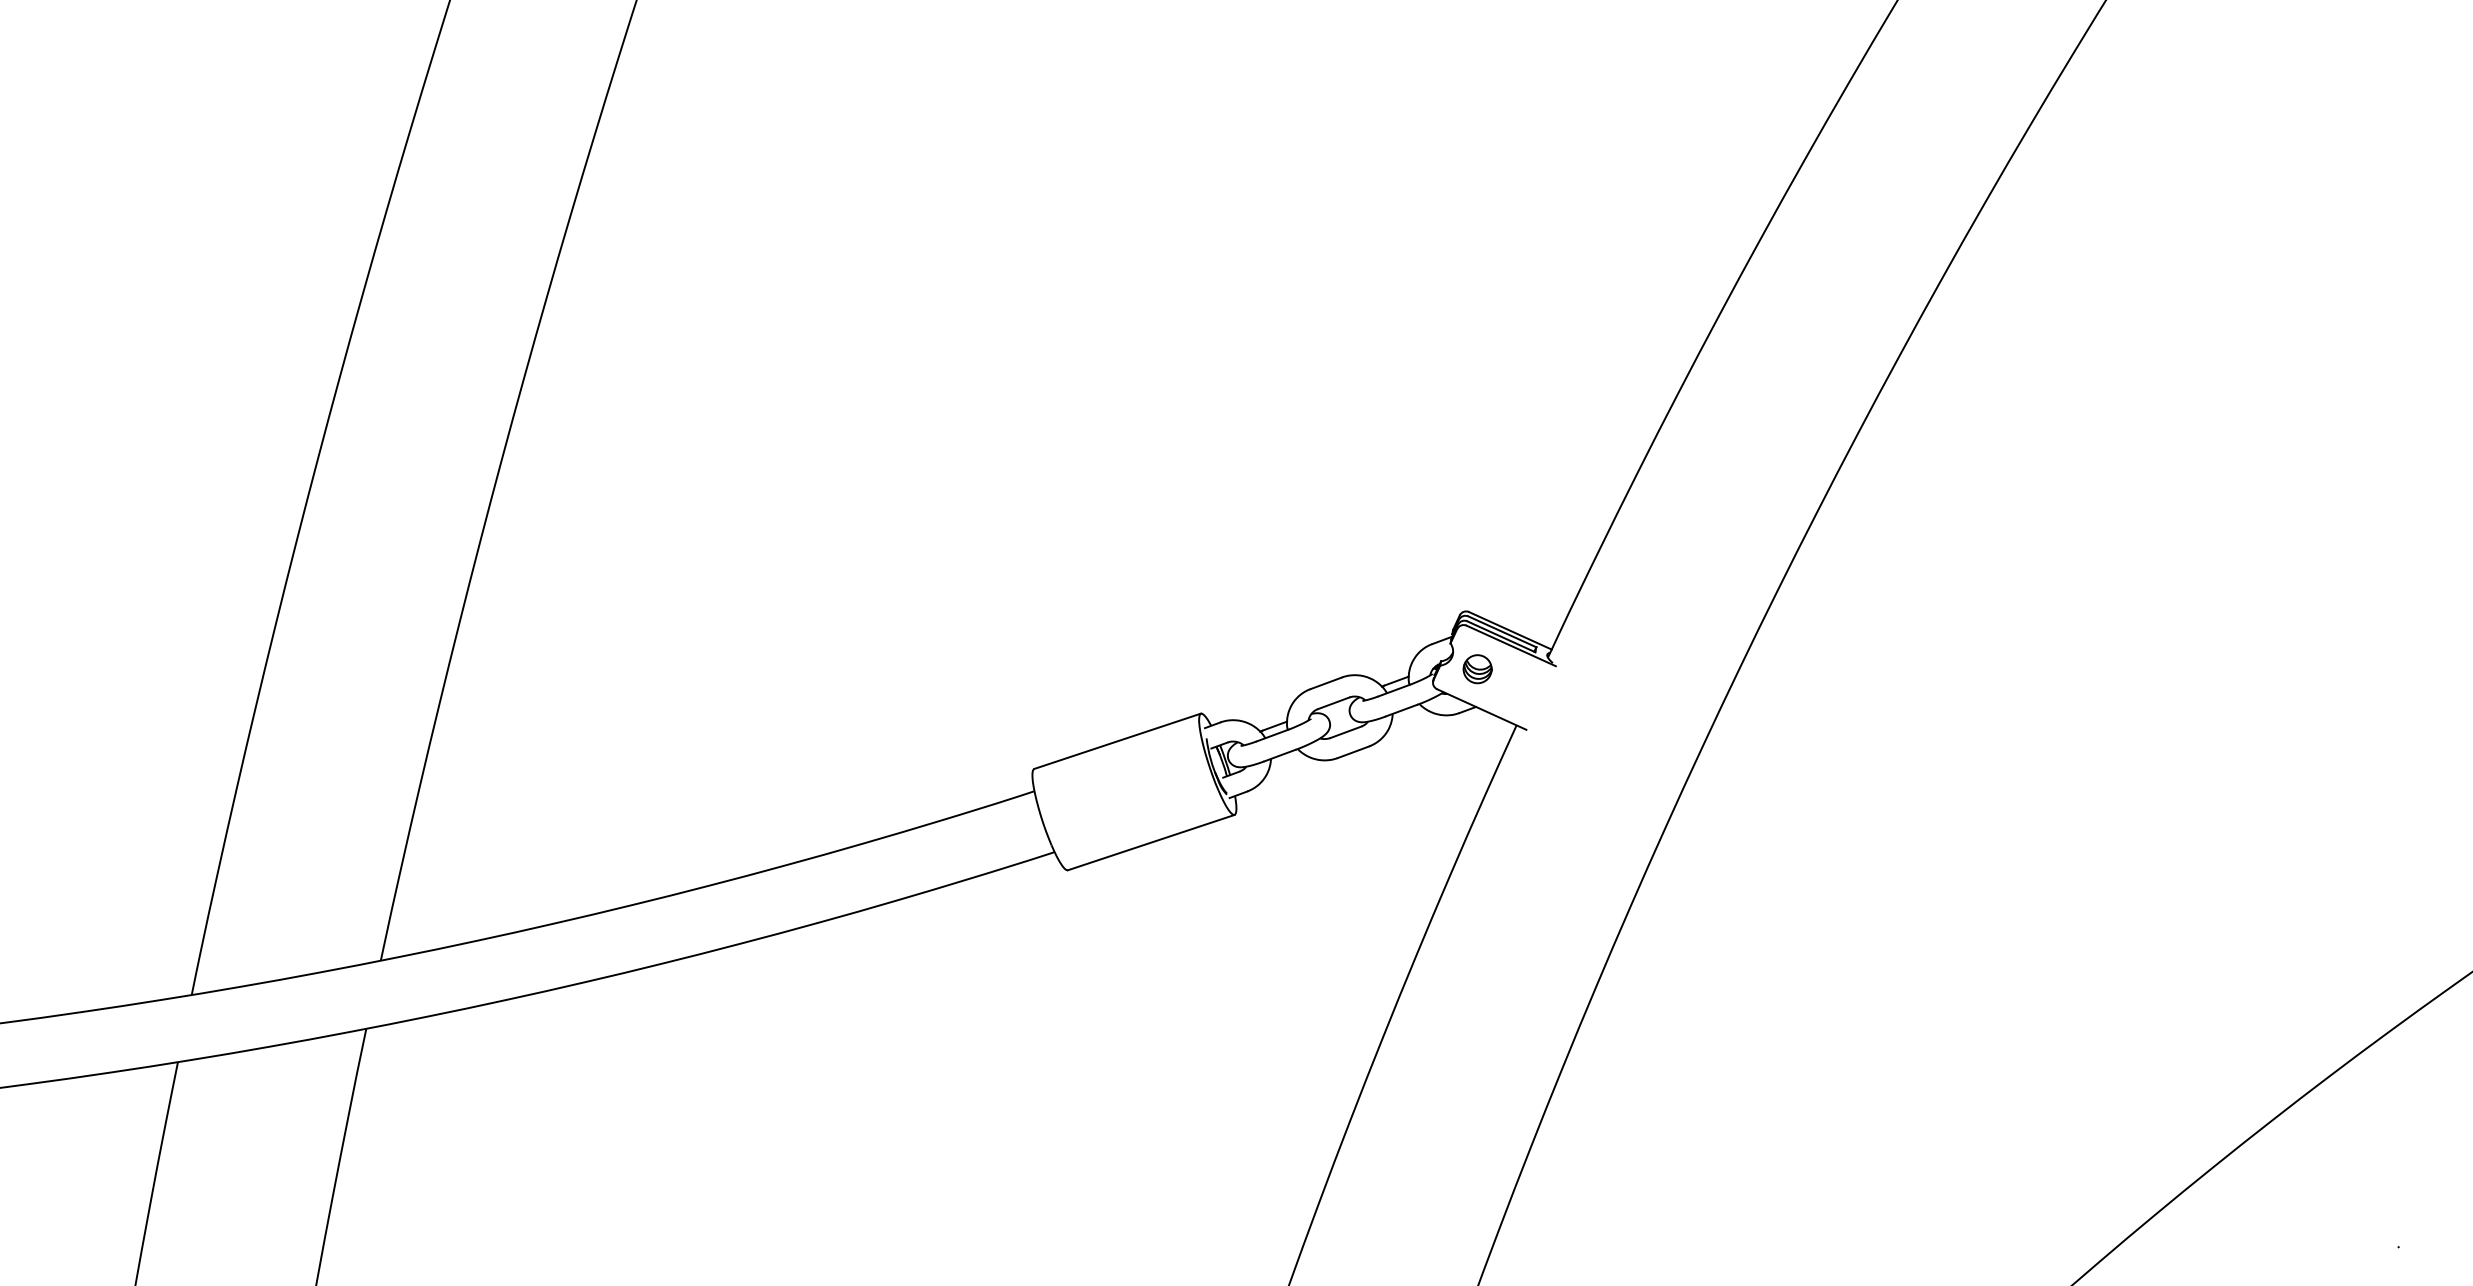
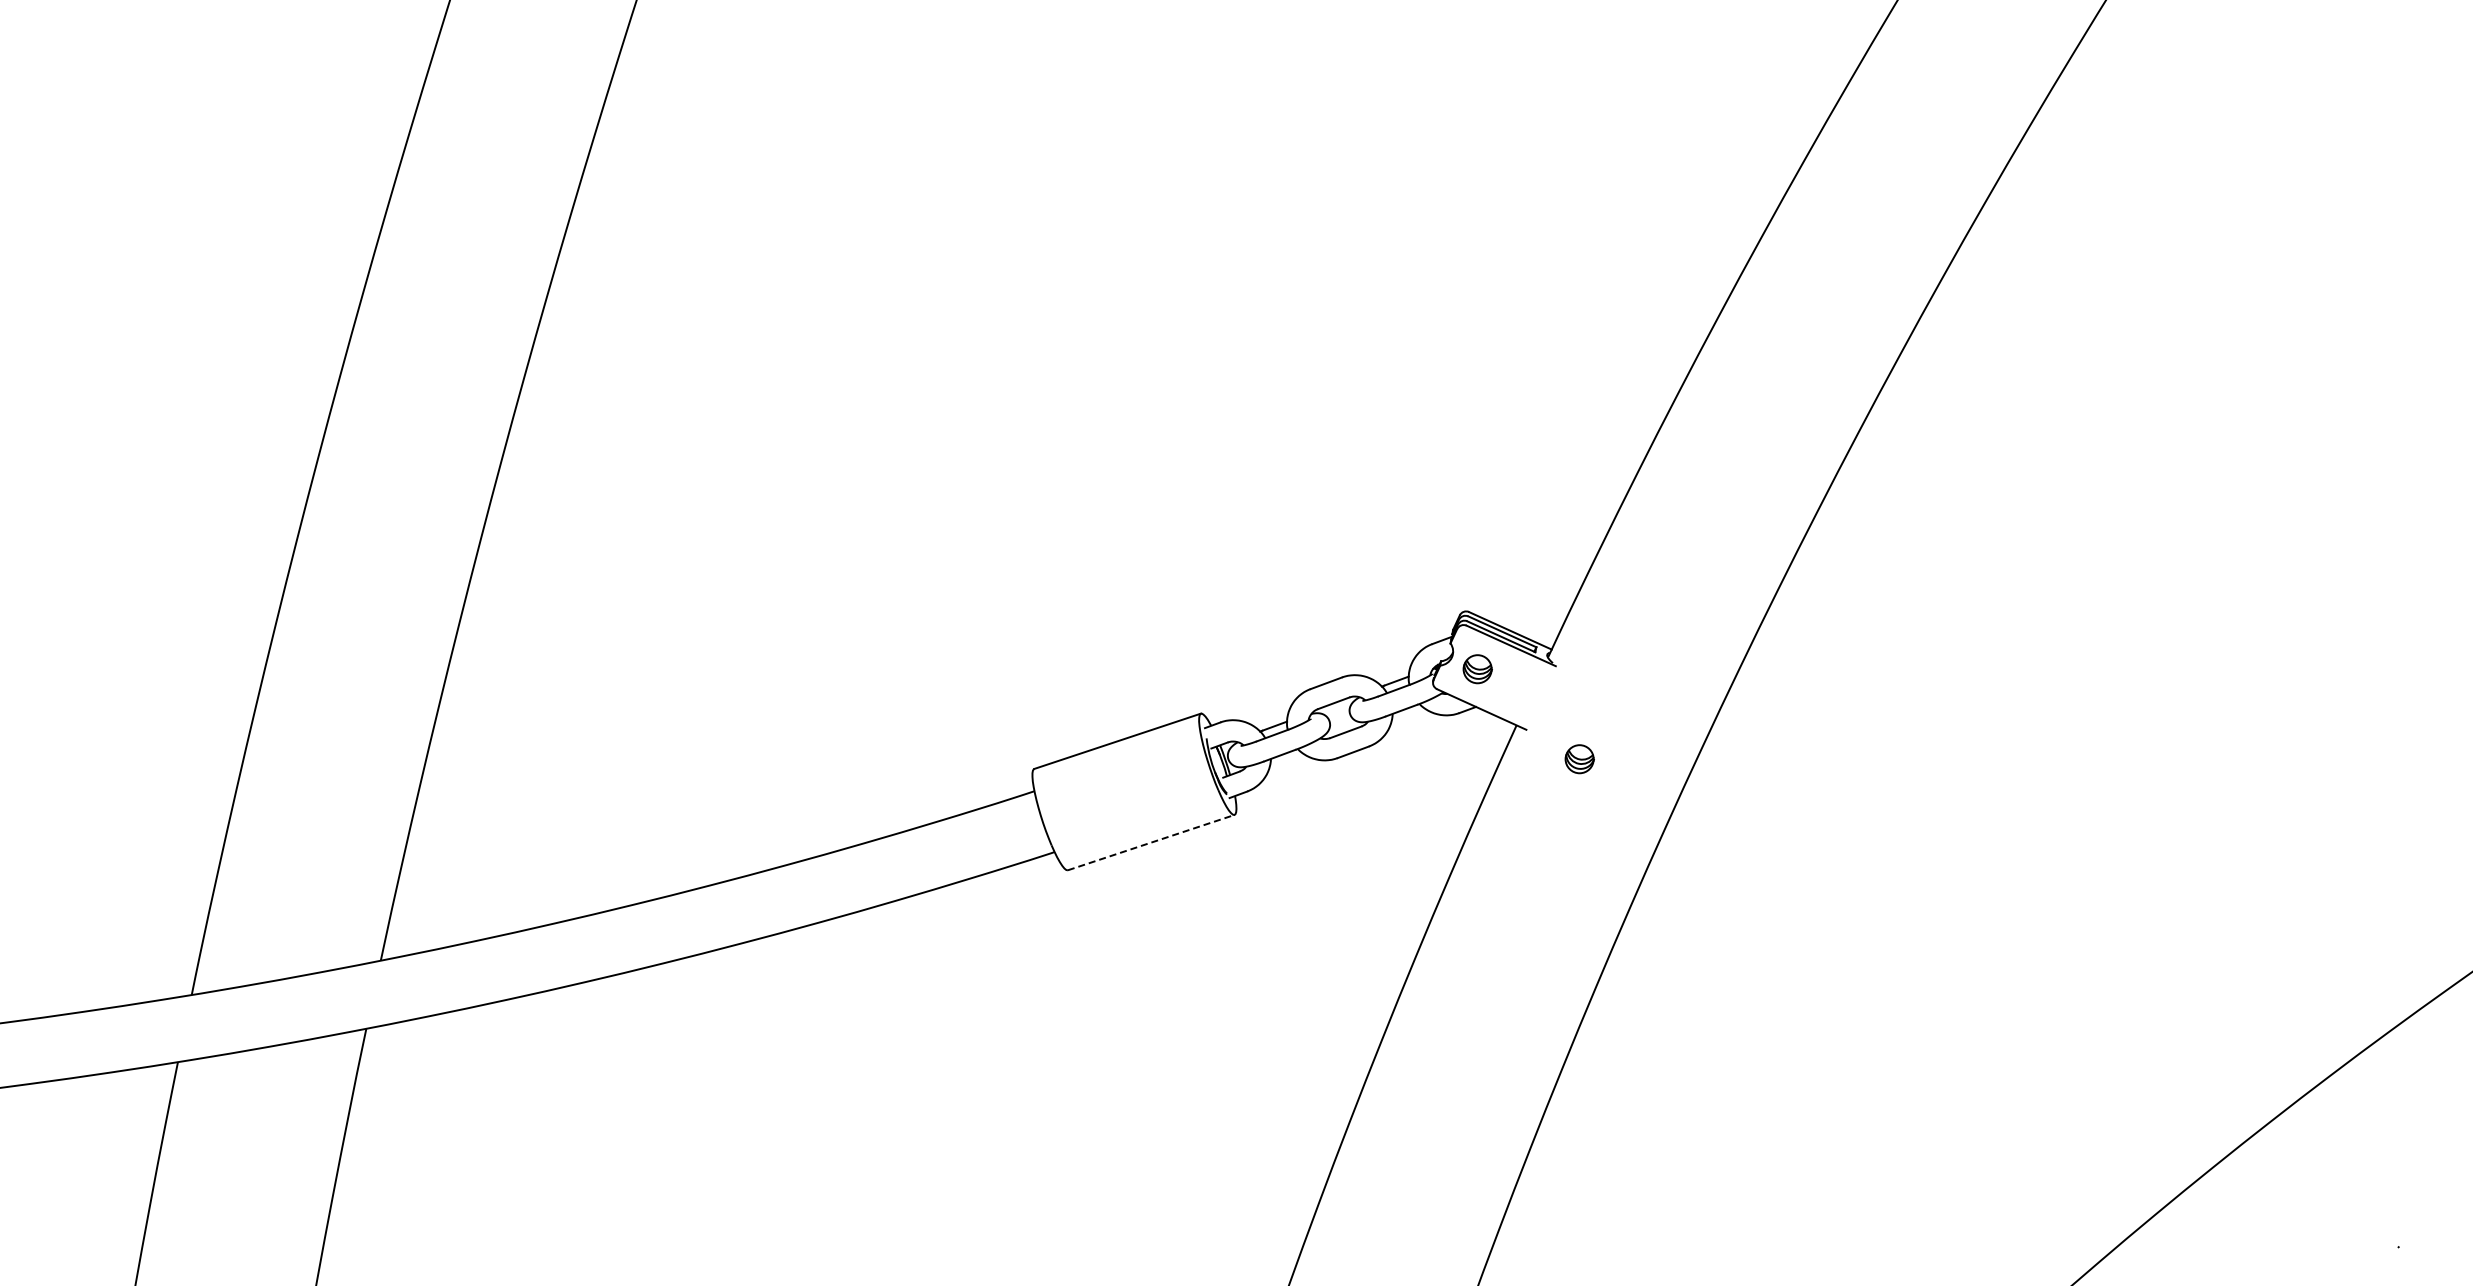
part: none -> present (1579, 759)
line: solid -> dashed (1151, 842)
